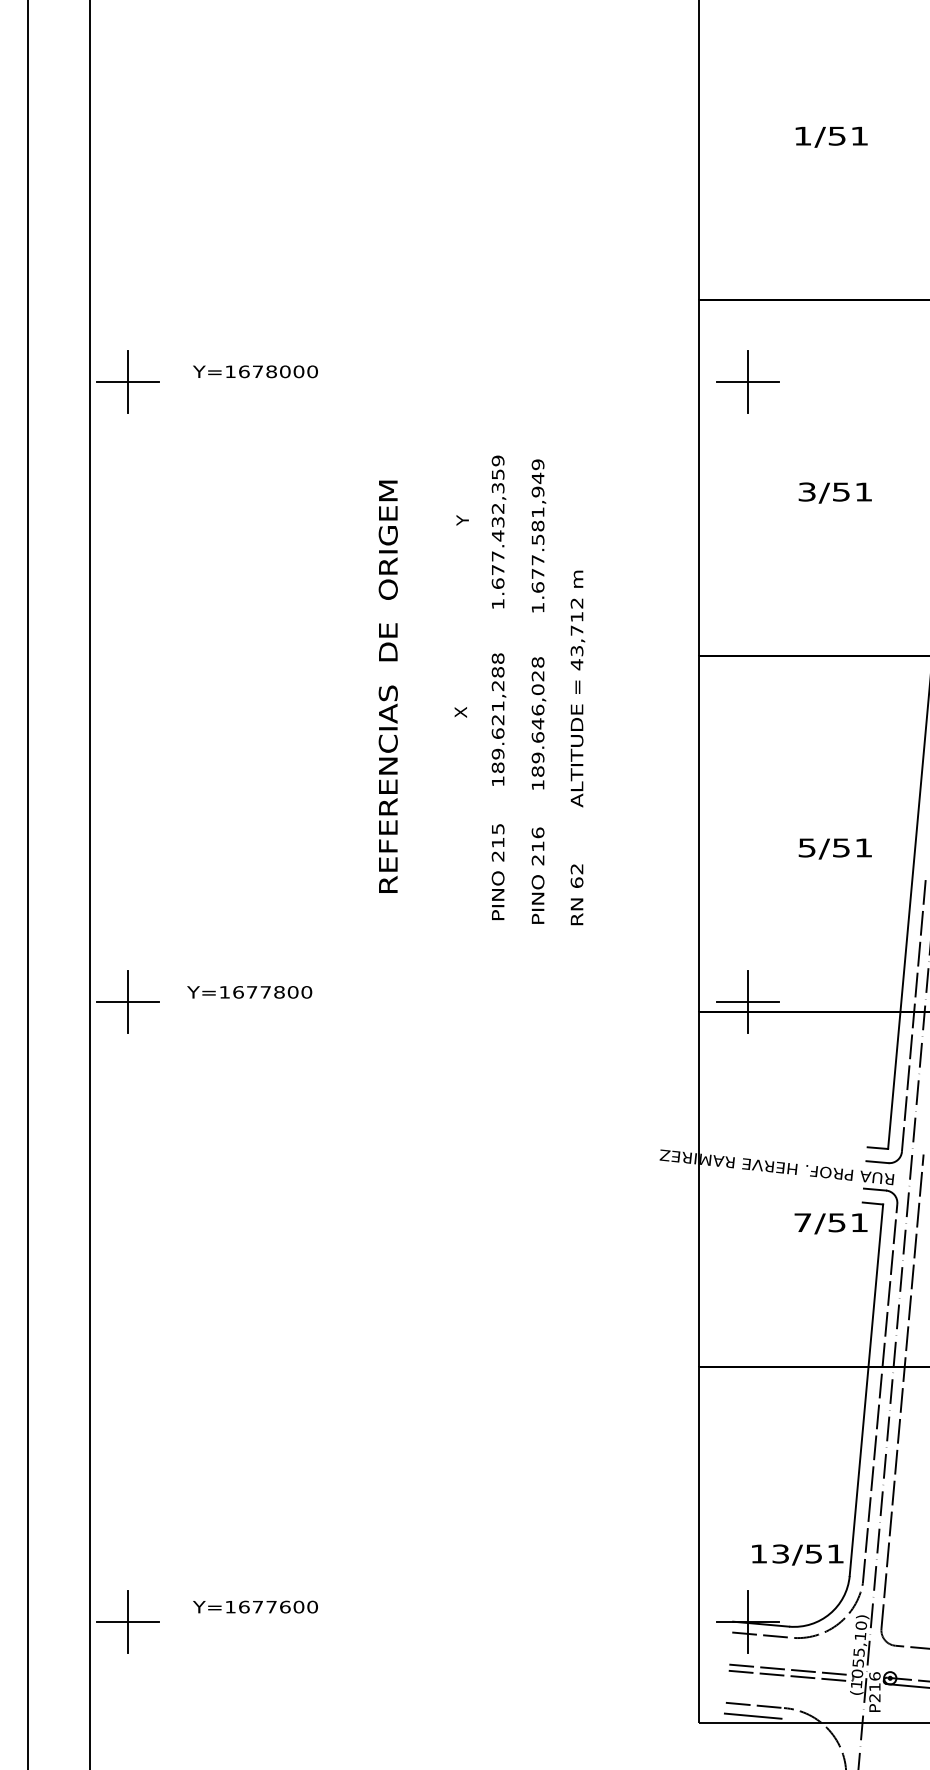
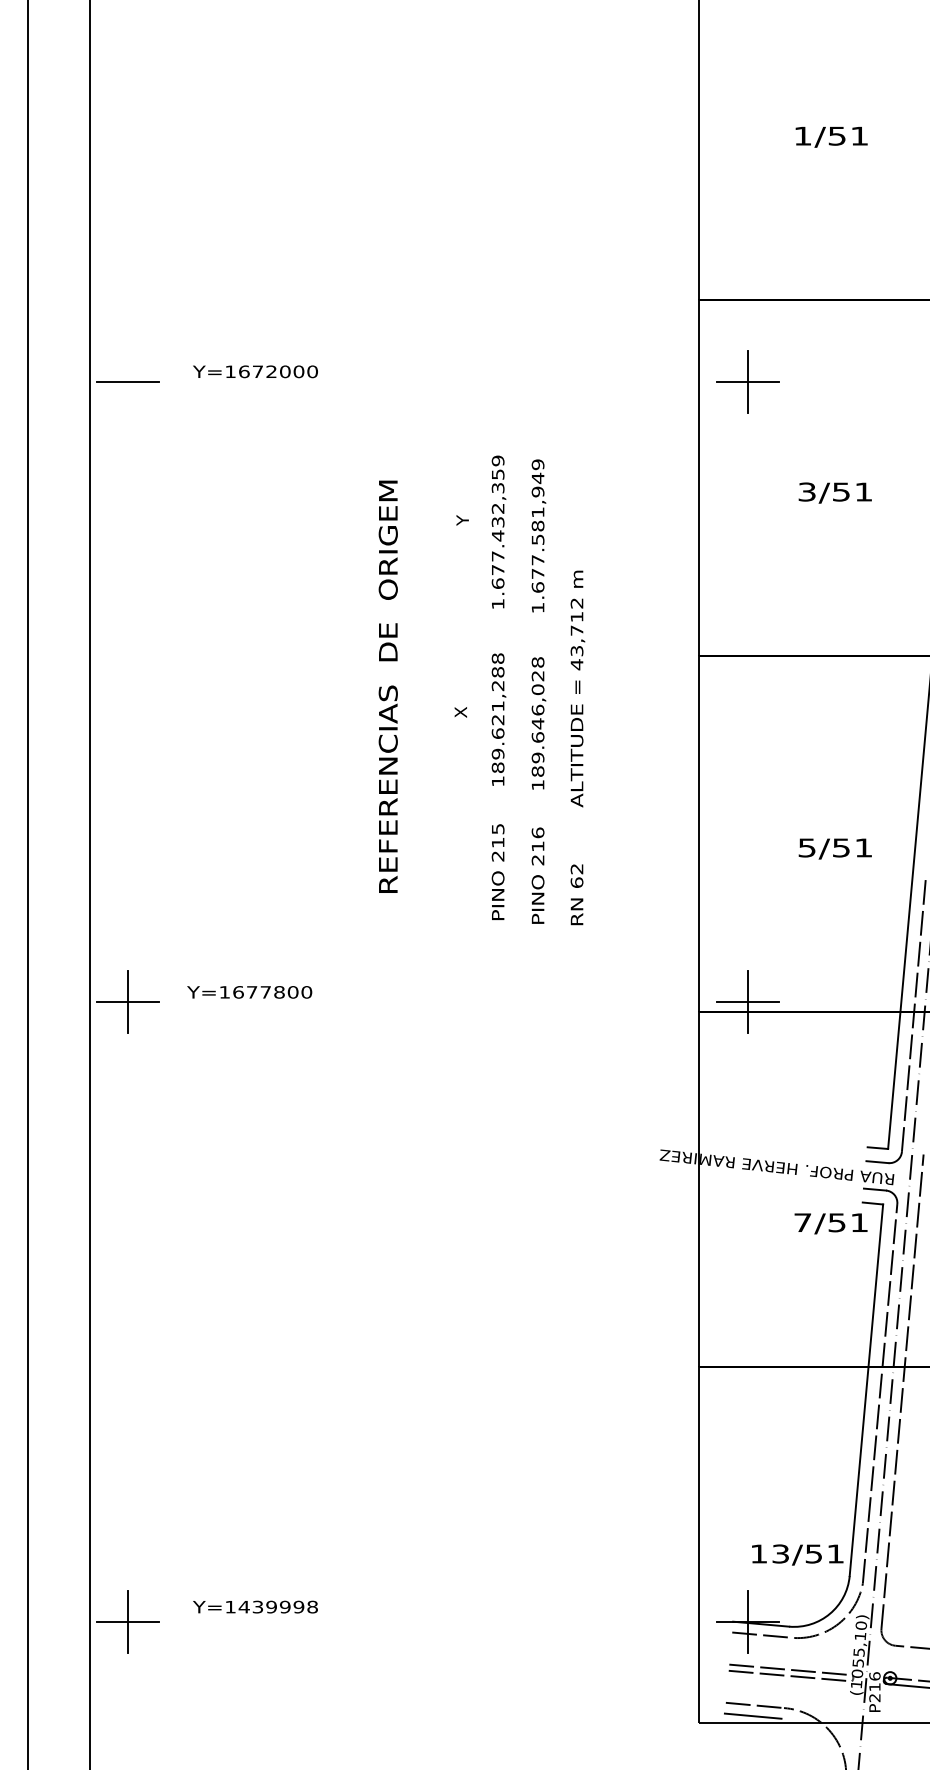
text: Y=1678000 -> Y=1672000 (271, 371)
line: present -> none (127, 382)
text: Y=1677600 -> Y=1439998 (277, 1606)
